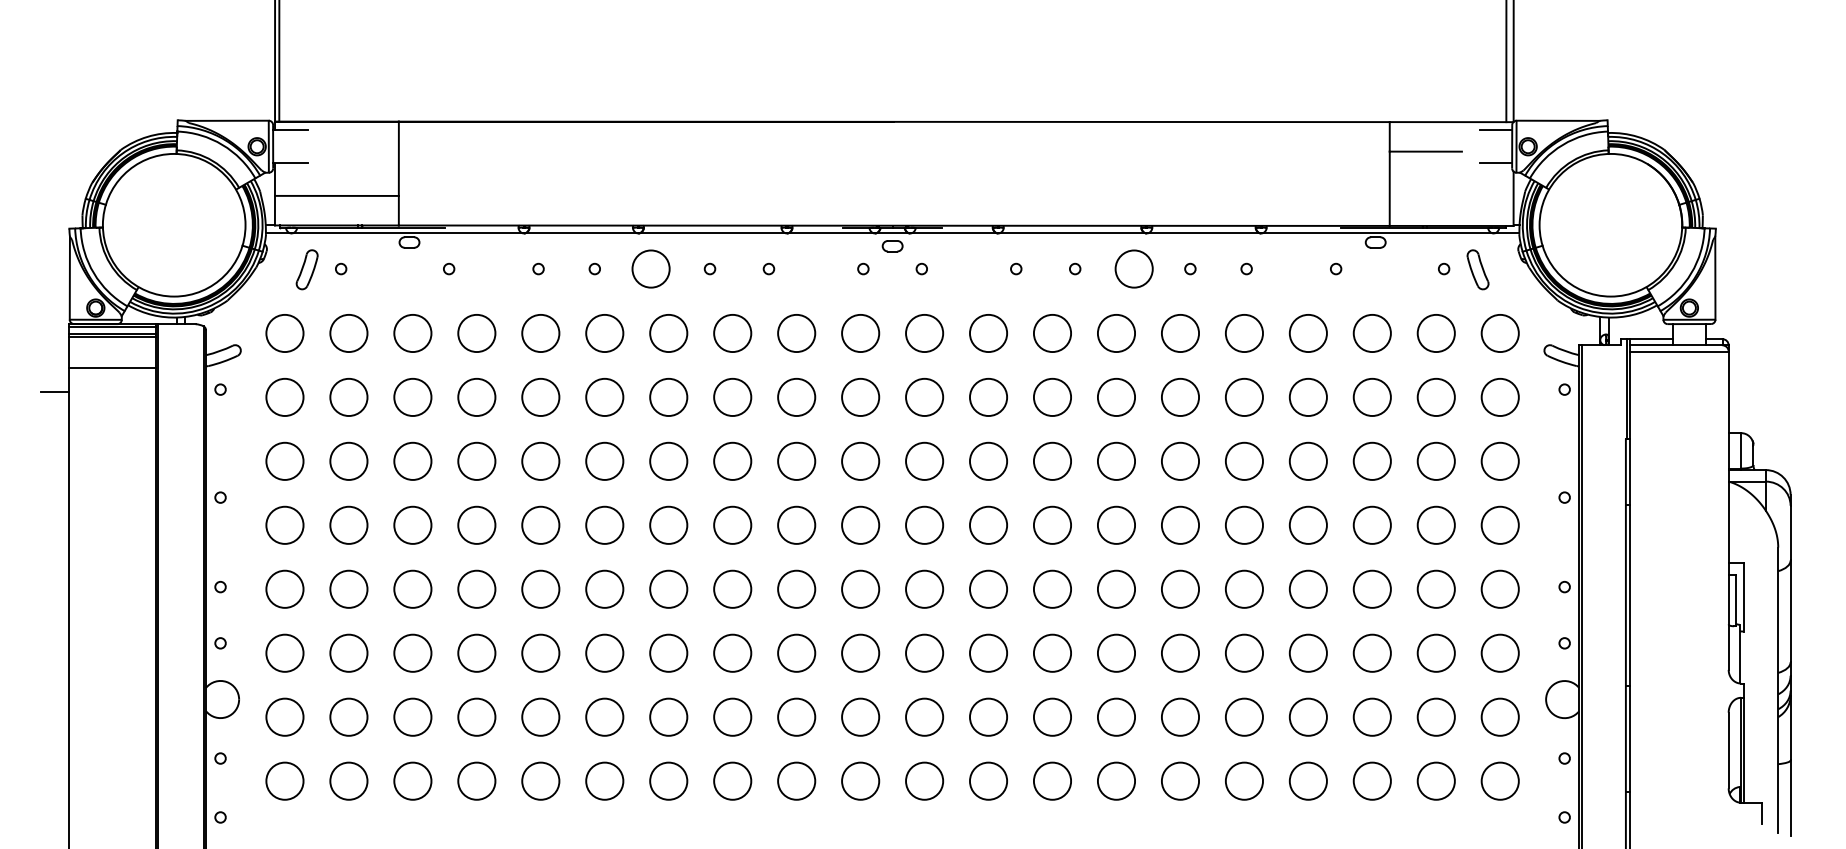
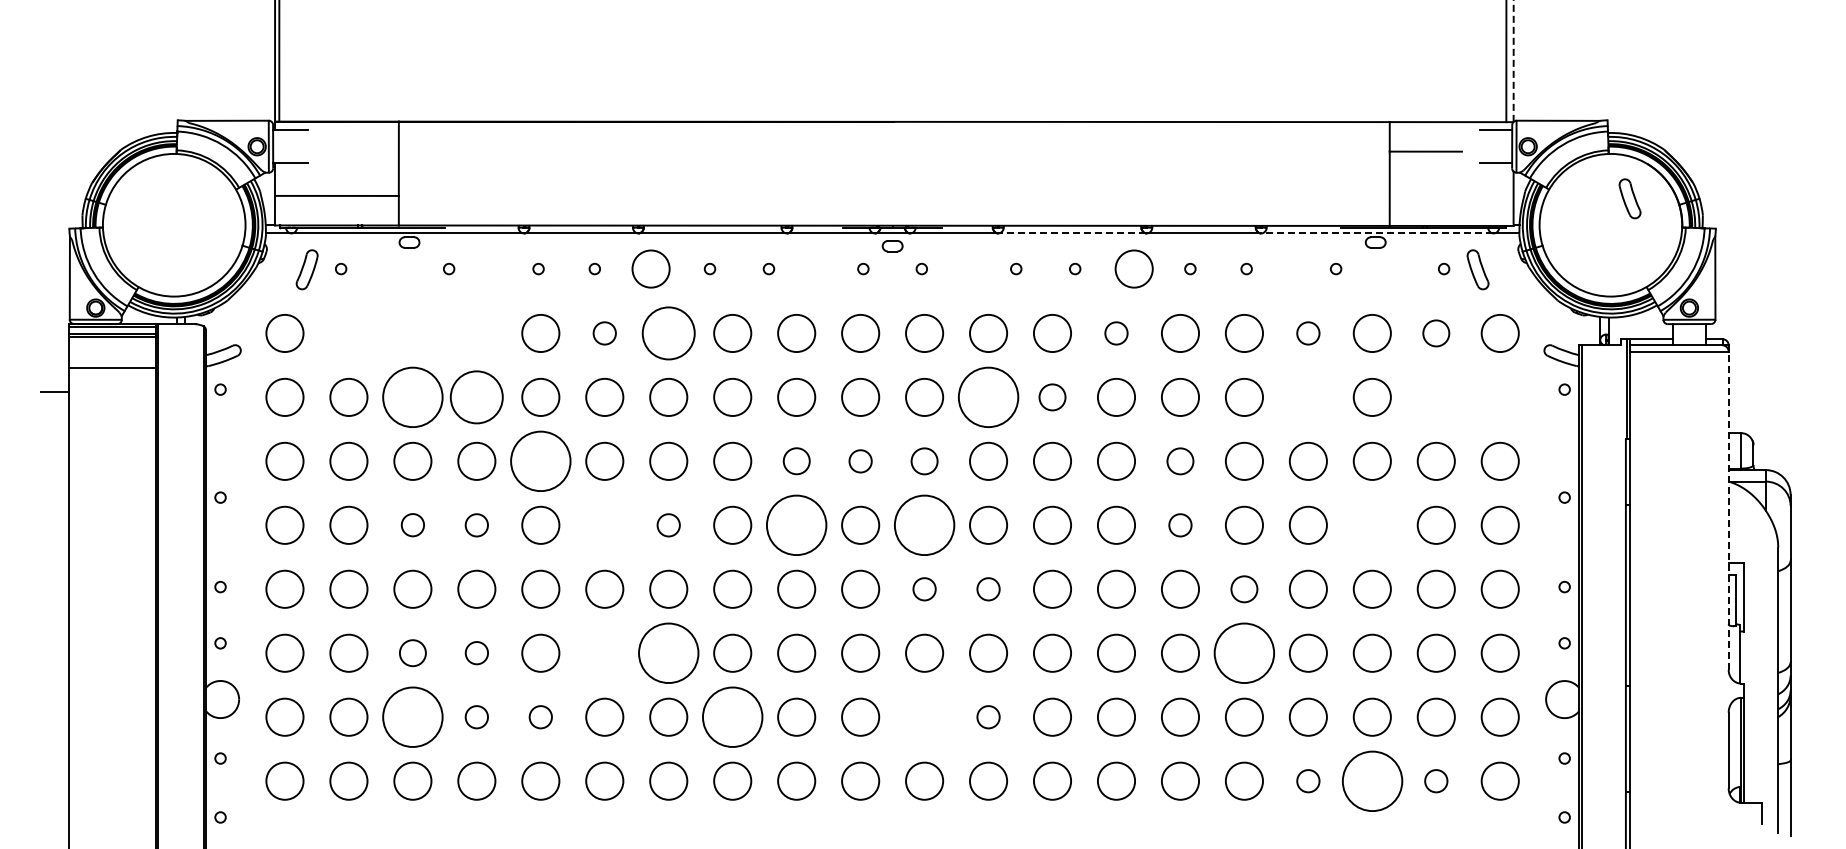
line: solid -> dashed (1513, 61)
part: none -> present (1629, 198)
line: solid -> dashed (1072, 233)
line: solid -> dashed (1377, 233)
circle: present -> none (348, 333)
circle: present -> none (412, 333)
circle: present -> none (476, 333)
circle diameter: 37 px -> 22 px (604, 333)
circle diameter: 37 px -> 52 px (668, 333)
circle diameter: 37 px -> 22 px (1116, 333)
circle diameter: 37 px -> 22 px (1308, 333)
circle diameter: 37 px -> 26 px (1436, 333)
circle diameter: 37 px -> 59 px (412, 397)
circle size: 40x39 px -> 55x55 px (476, 397)
circle diameter: 37 px -> 59 px (988, 397)
circle diameter: 37 px -> 26 px (1052, 397)
circle: present -> none (1307, 397)
circle: present -> none (1435, 397)
circle: present -> none (1499, 397)
circle diameter: 37 px -> 59 px (540, 461)
circle size: 40x40 px -> 29x29 px (796, 461)
circle diameter: 37 px -> 22 px (860, 461)
circle diameter: 37 px -> 26 px (924, 461)
circle diameter: 37 px -> 26 px (1180, 461)
line: solid -> dashed (1728, 510)
circle size: 40x40 px -> 25x25 px (412, 525)
circle diameter: 37 px -> 22 px (476, 525)
circle: present -> none (604, 524)
circle diameter: 37 px -> 22 px (668, 525)
circle diameter: 37 px -> 59 px (796, 525)
circle diameter: 37 px -> 59 px (924, 525)
circle diameter: 37 px -> 22 px (1180, 525)
circle: present -> none (1371, 524)
circle diameter: 37 px -> 22 px (924, 589)
circle diameter: 37 px -> 22 px (988, 589)
circle diameter: 37 px -> 26 px (1244, 589)
circle size: 40x40 px -> 28x29 px (412, 653)
circle size: 40x40 px -> 25x25 px (476, 653)
circle: present -> none (604, 652)
circle diameter: 37 px -> 59 px (668, 653)
circle diameter: 37 px -> 59 px (1244, 653)
circle diameter: 37 px -> 59 px (412, 716)
circle diameter: 37 px -> 22 px (476, 717)
circle diameter: 37 px -> 22 px (540, 717)
circle diameter: 37 px -> 59 px (732, 716)
circle: present -> none (924, 716)
circle diameter: 37 px -> 22 px (988, 717)
circle diameter: 37 px -> 22 px (1308, 781)
circle size: 40x40 px -> 62x62 px (1372, 780)
circle diameter: 37 px -> 22 px (1436, 781)
